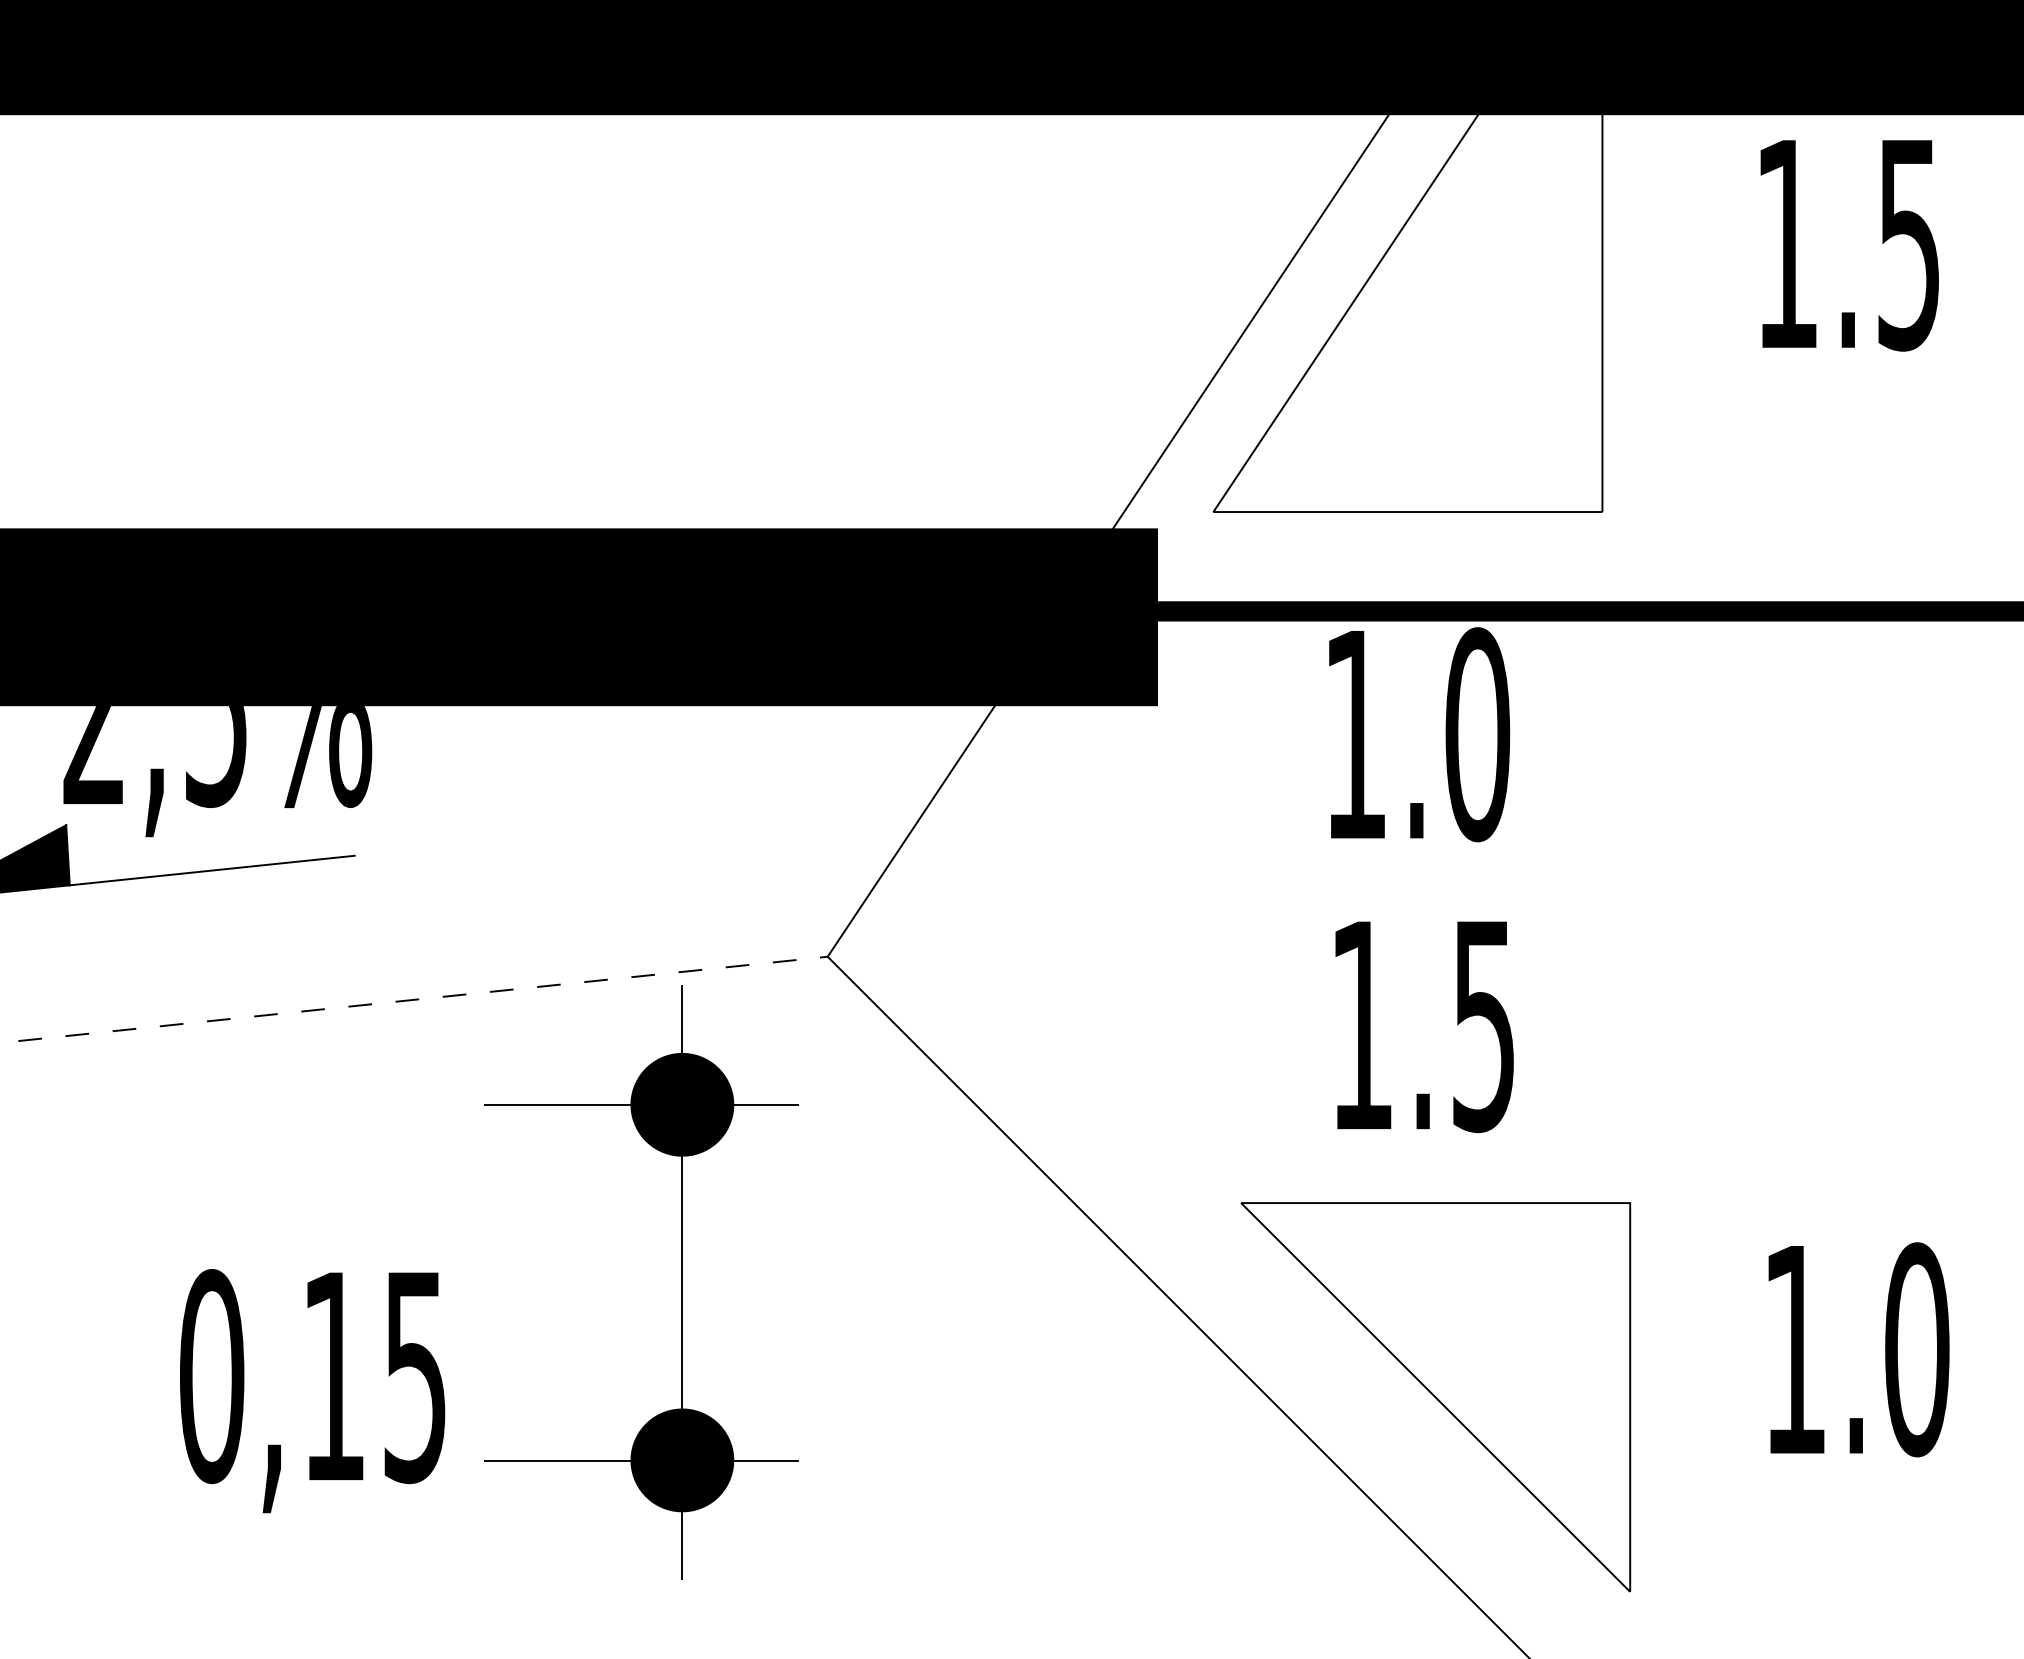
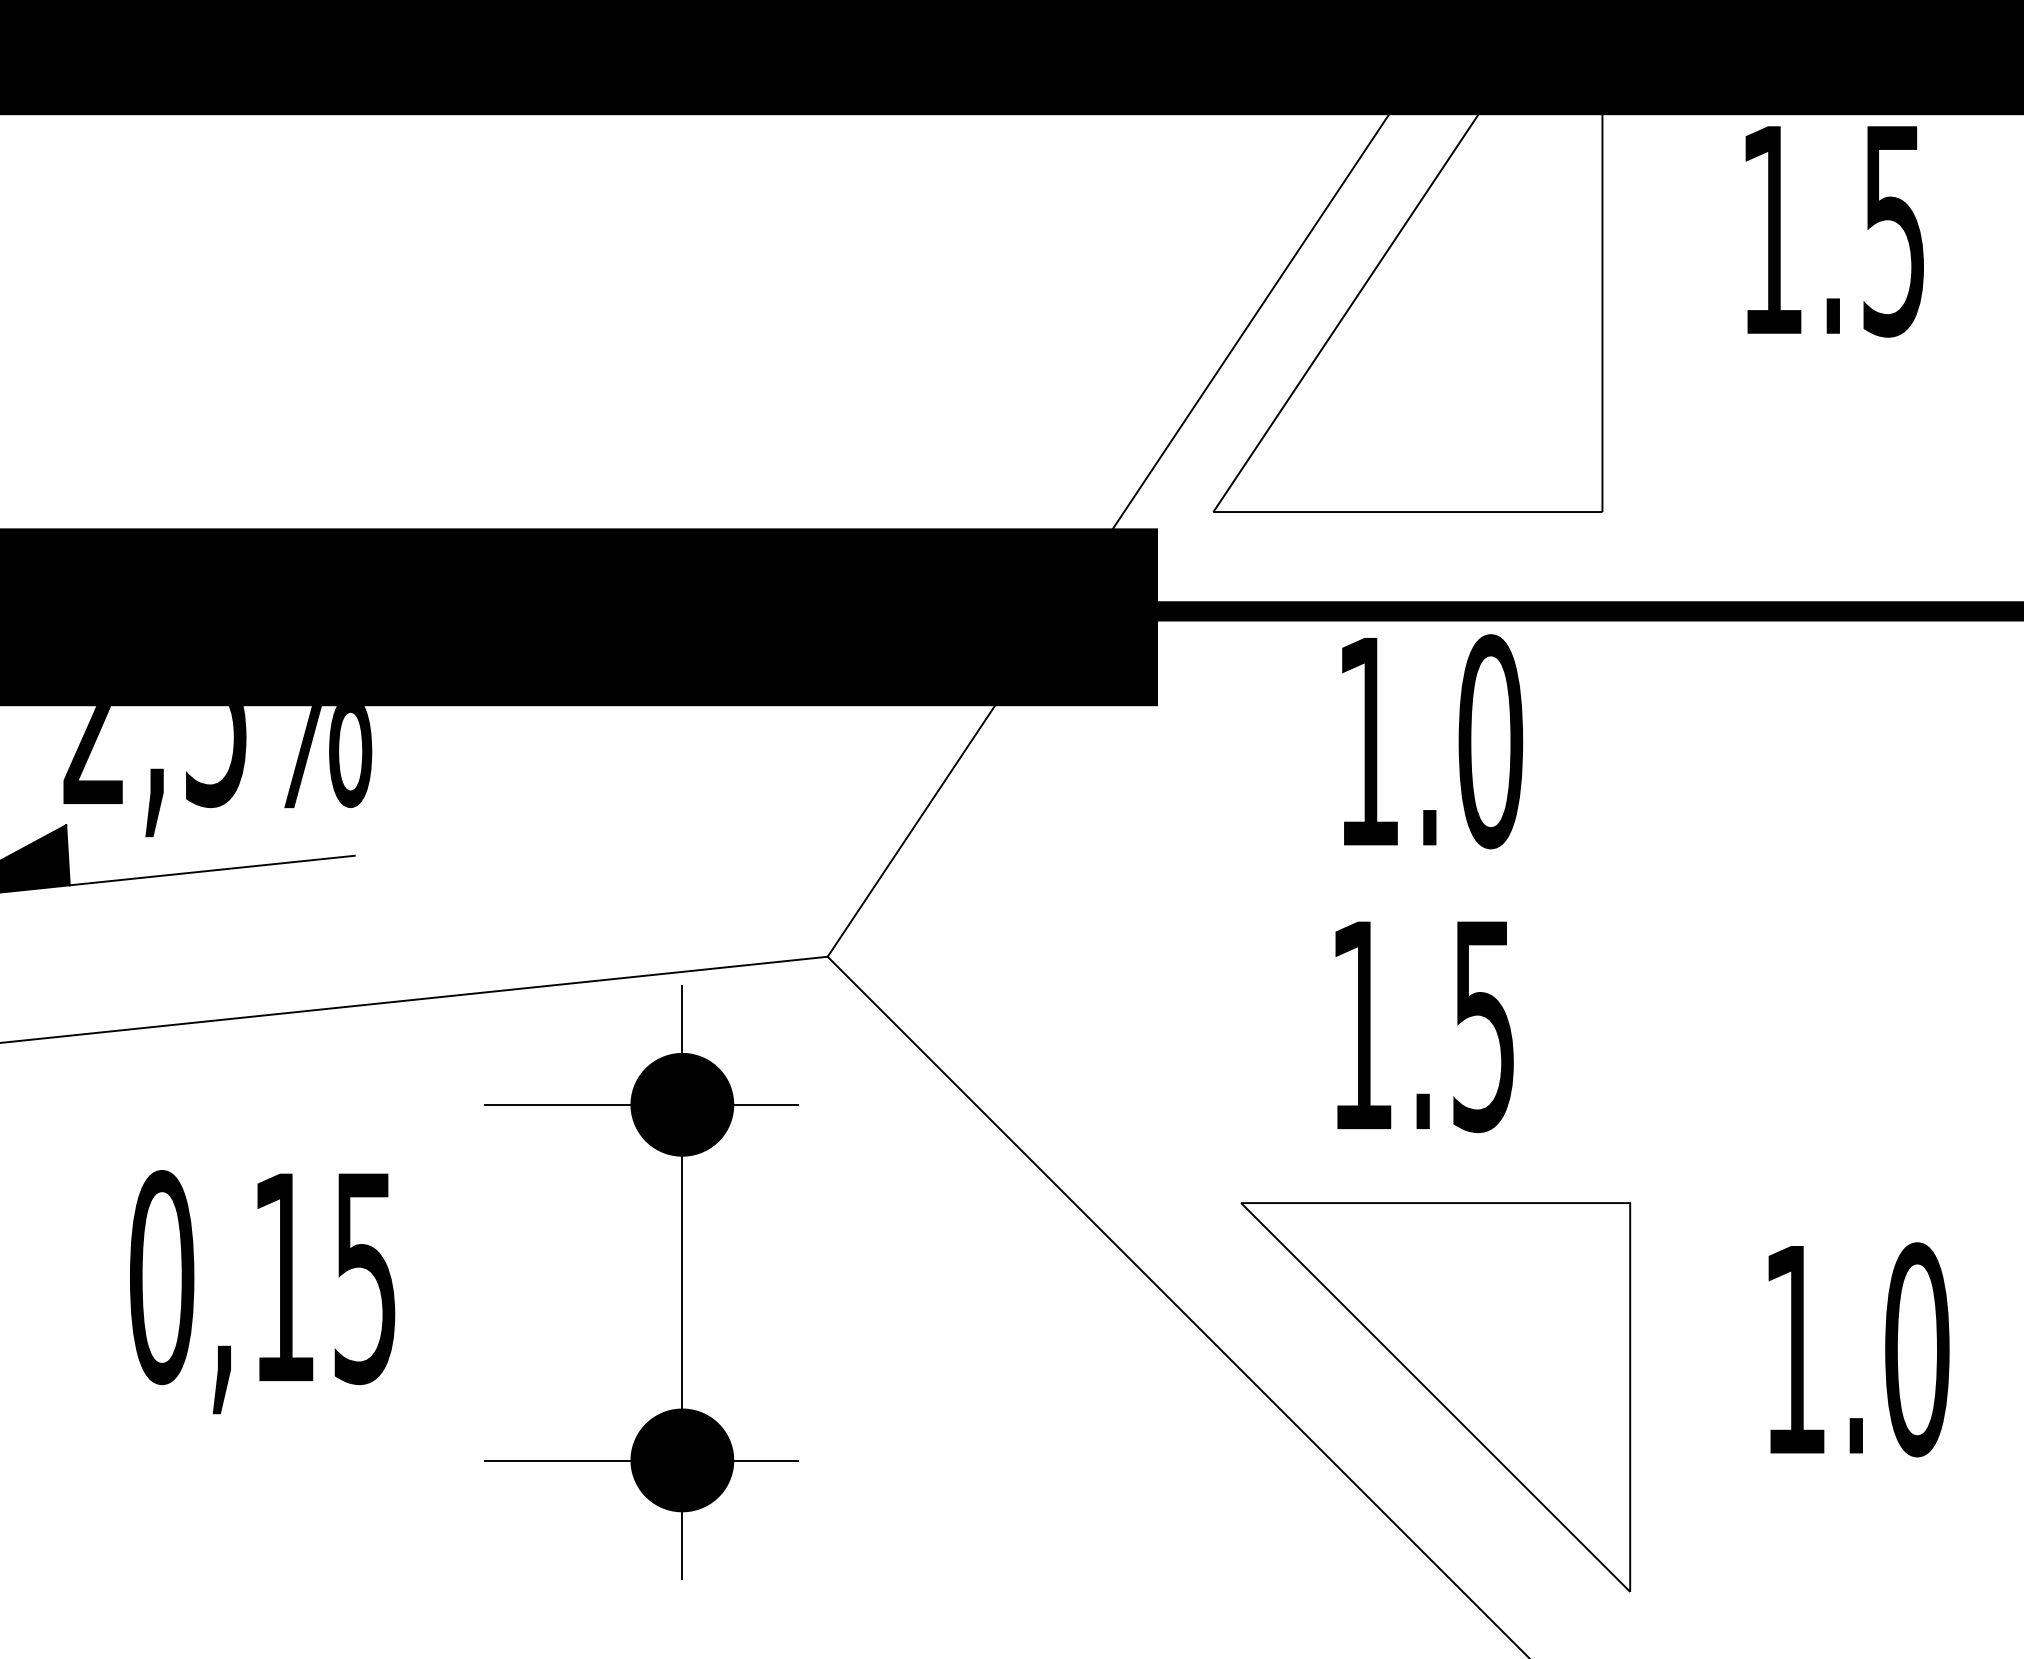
text position: (1849, 245) -> (1834, 231) (1834, 231)
text position: (1419, 734) -> (1432, 741) (1432, 741)
line: dashed -> solid (414, 999)
text position: (312, 1391) -> (262, 1292) (262, 1292)
